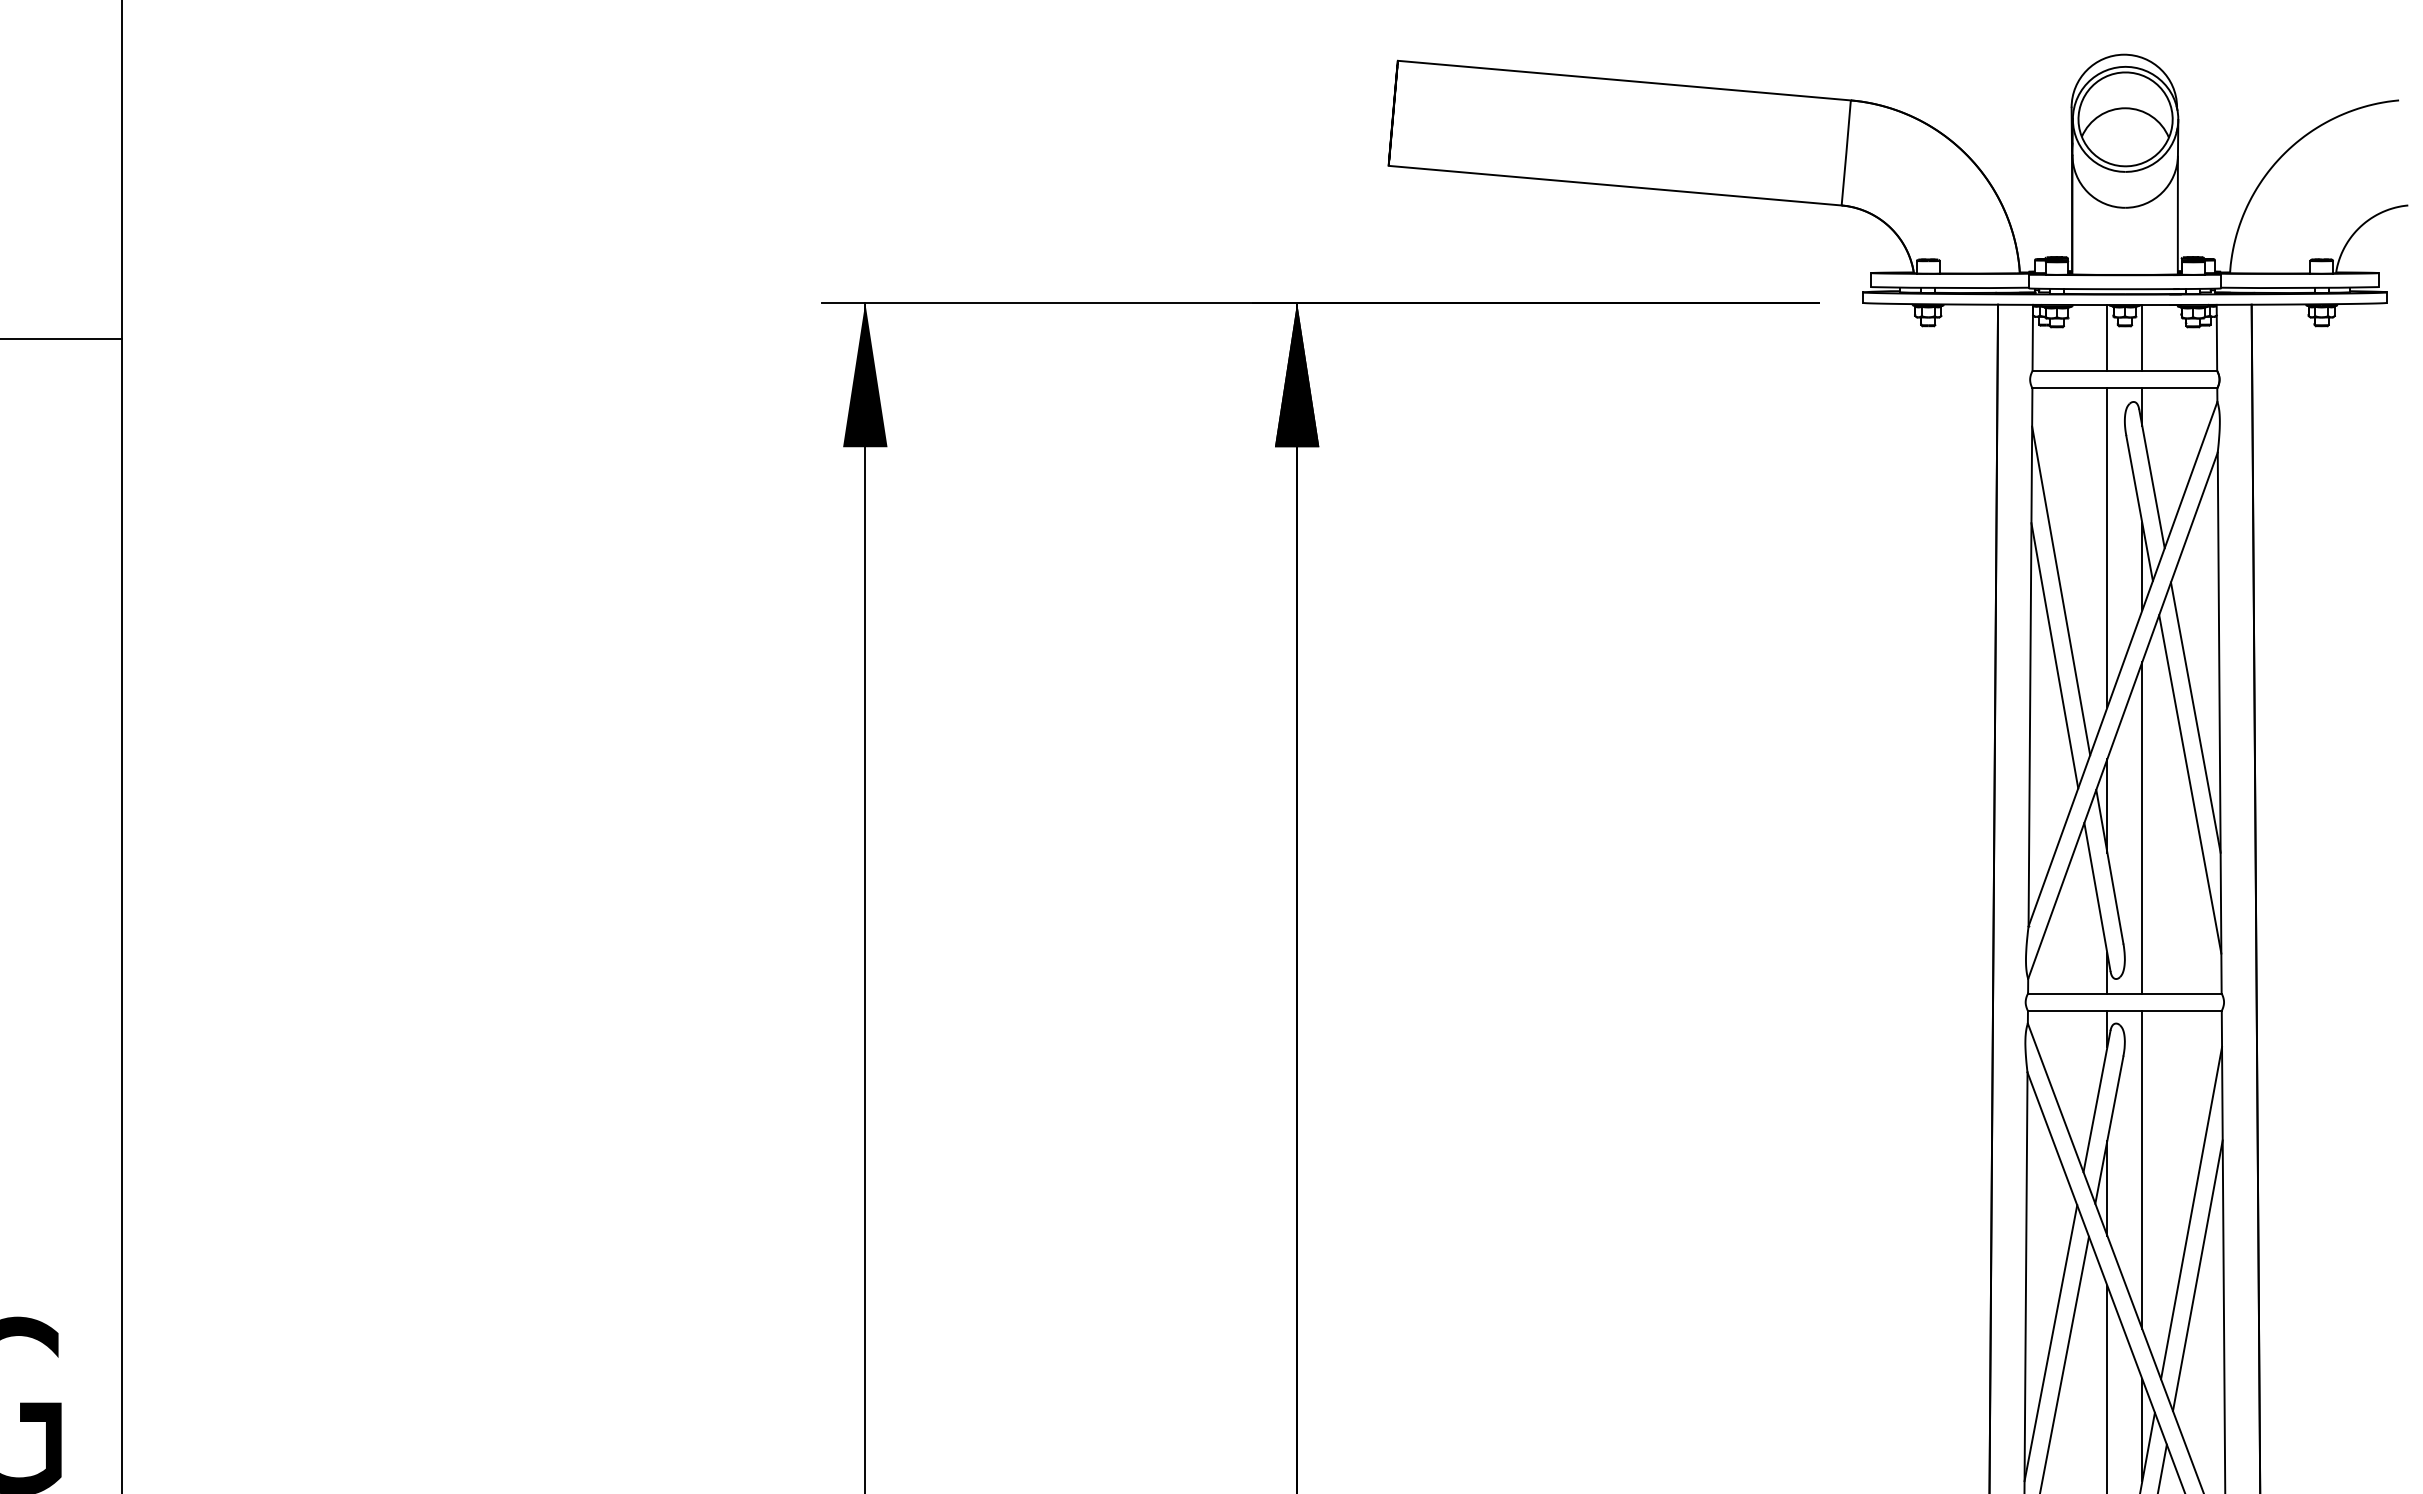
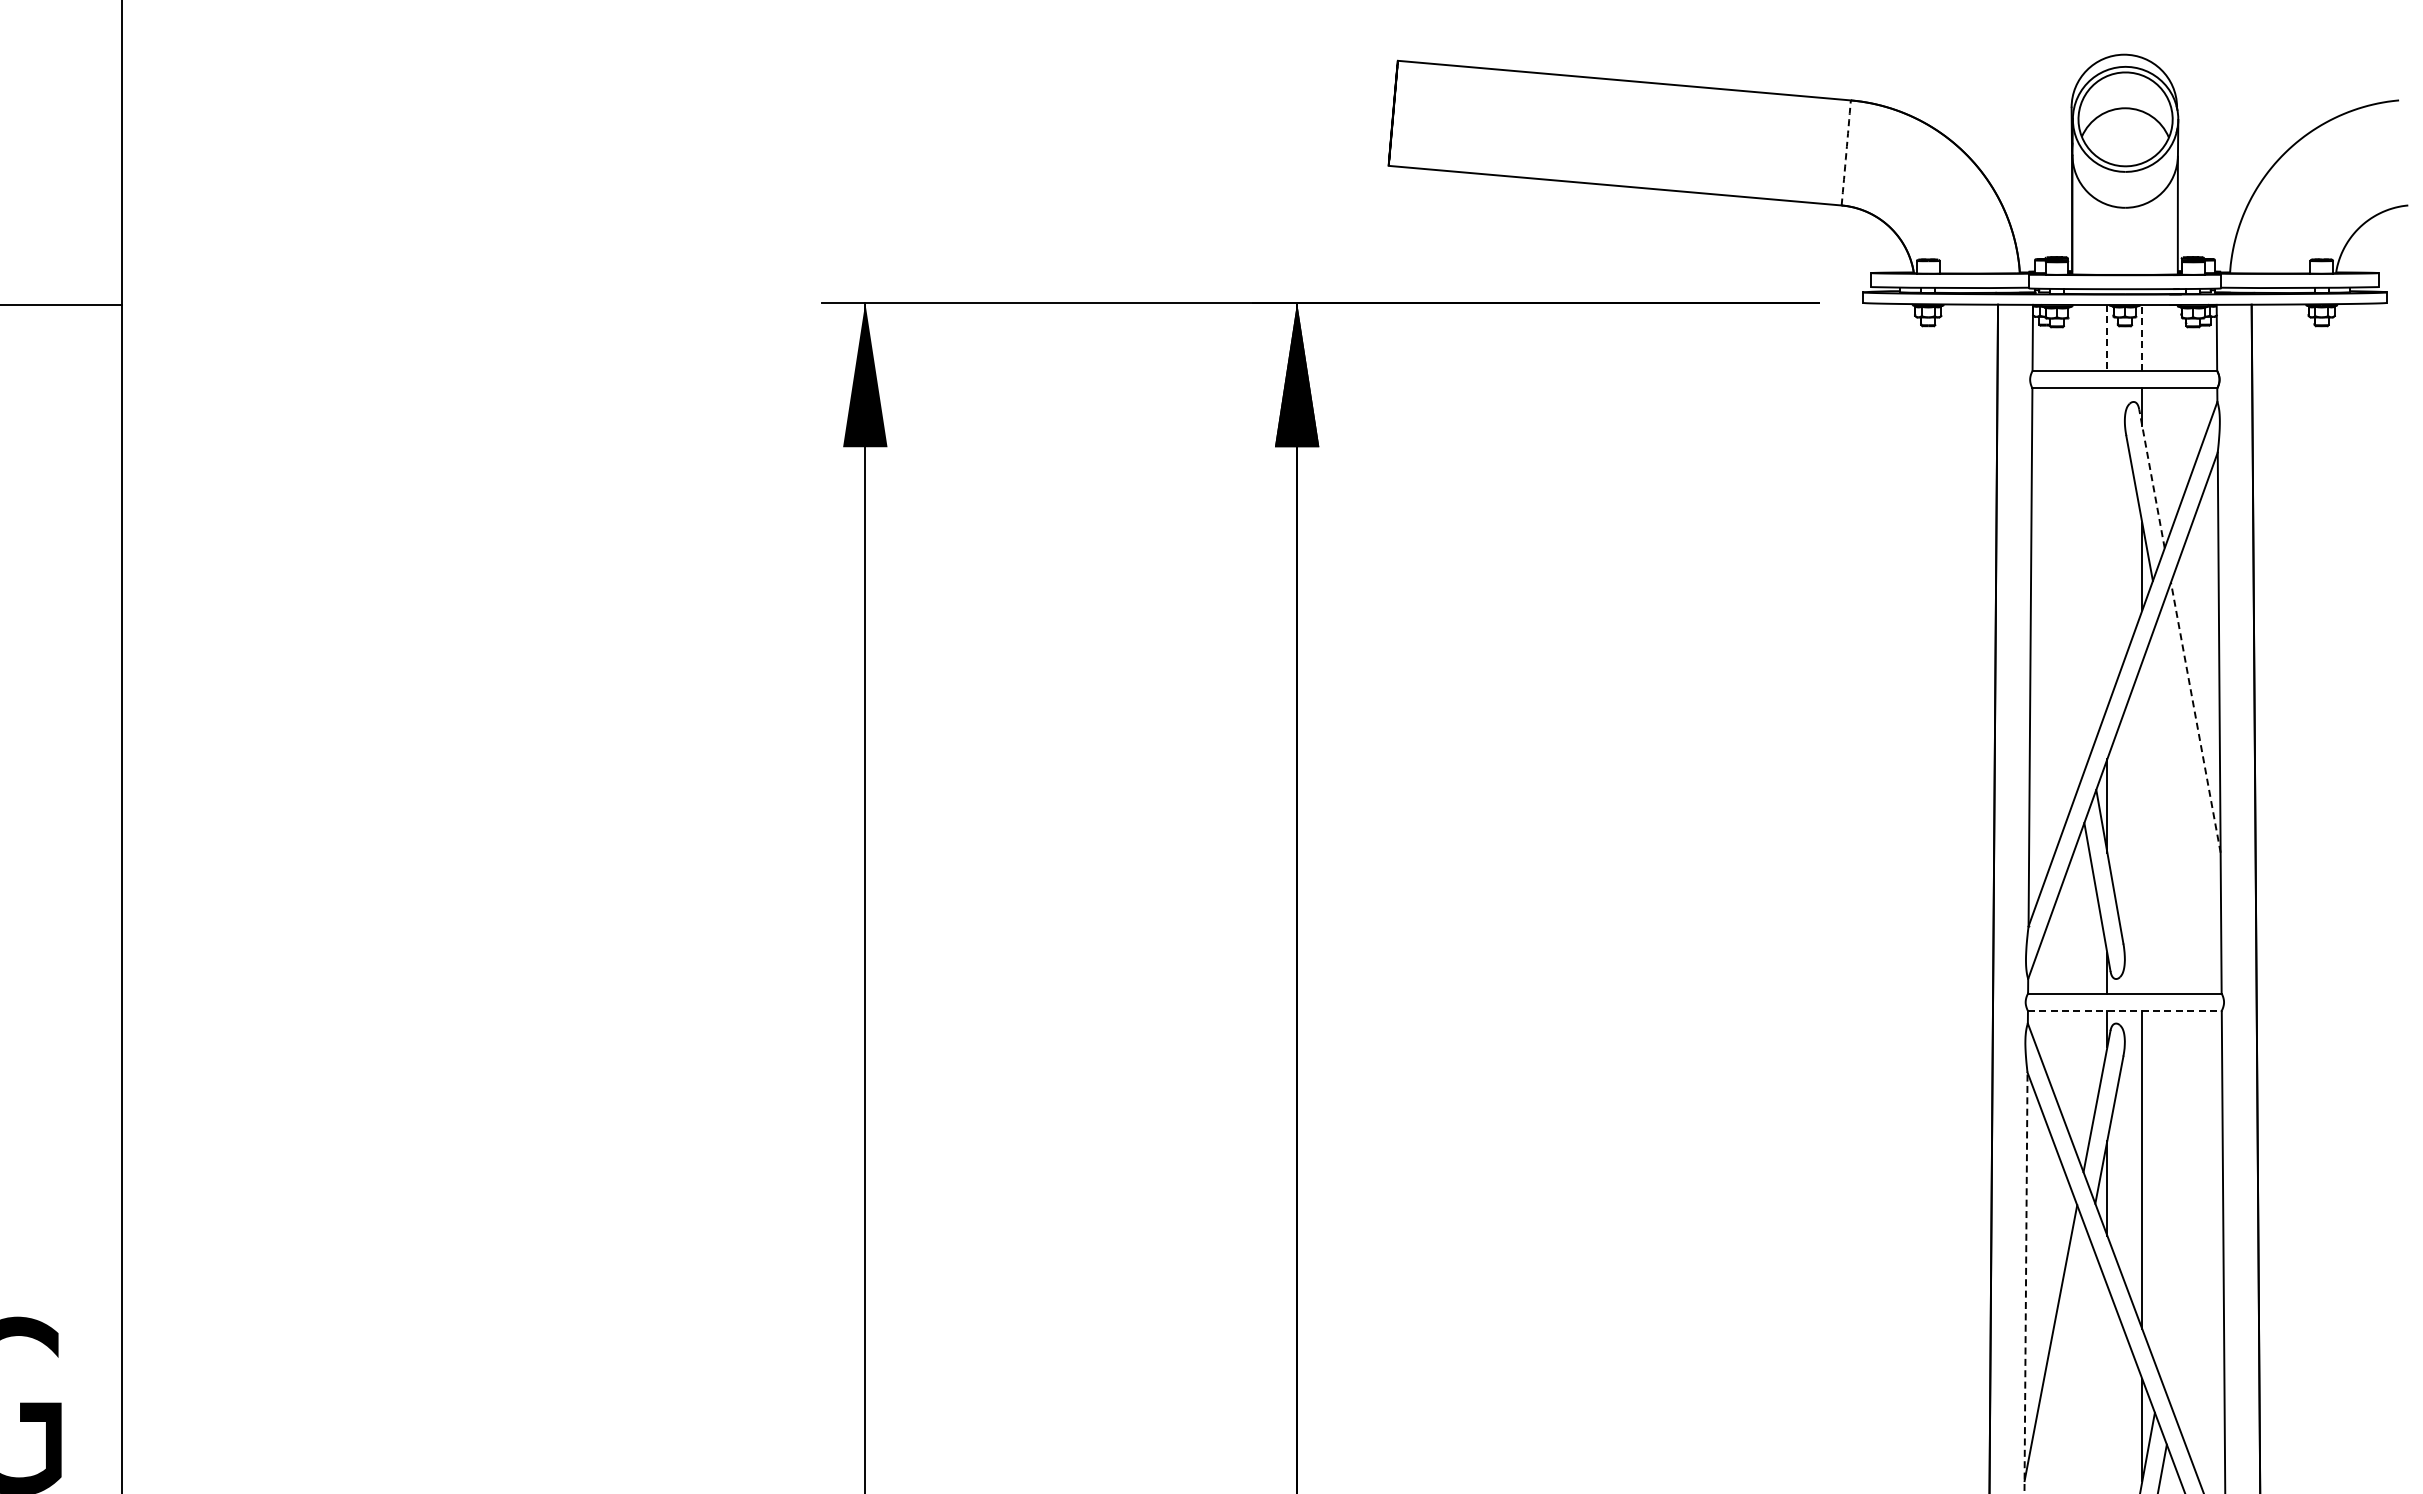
arc: solid -> dashed (1846, 152)
line: solid -> dashed (2107, 337)
line: solid -> dashed (2142, 337)
line position: (62, 338) -> (62, 304) (62, 304)
line: solid -> dashed (2151, 478)
line: present -> none (2107, 547)
line: present -> none (2061, 590)
line: present -> none (2054, 655)
line: solid -> dashed (2195, 717)
line: present -> none (2190, 784)
line: present -> none (2142, 827)
line: solid -> dashed (2124, 1011)
line: present -> none (2191, 1213)
line: present -> none (2197, 1275)
line: solid -> dashed (2026, 1282)
line: present -> none (2064, 1363)
line: present -> none (2107, 1387)
